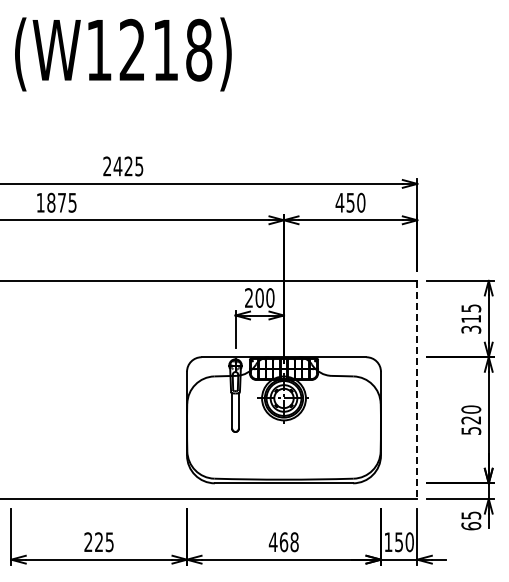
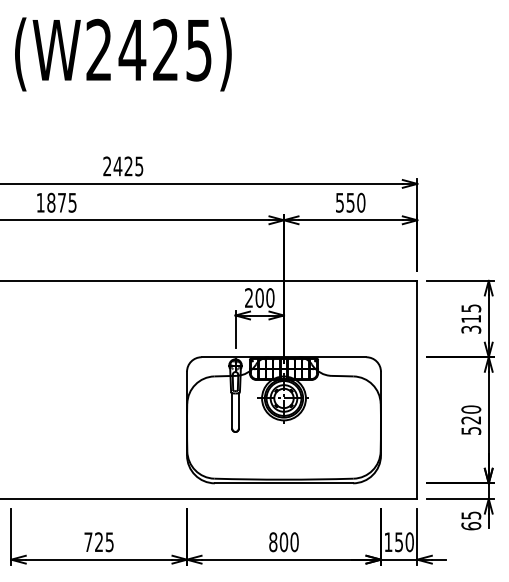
text: (W1218) -> (W2425) (149, 49)
text: 450 -> 550 (339, 202)
line: dashed -> solid (417, 390)
text: 225 -> 725 (88, 541)
text: 468 -> 800 (283, 542)
